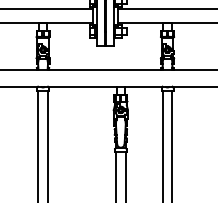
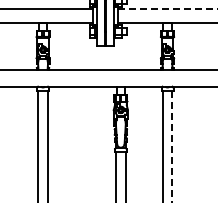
line: solid -> dashed (167, 9)
line: solid -> dashed (172, 146)
